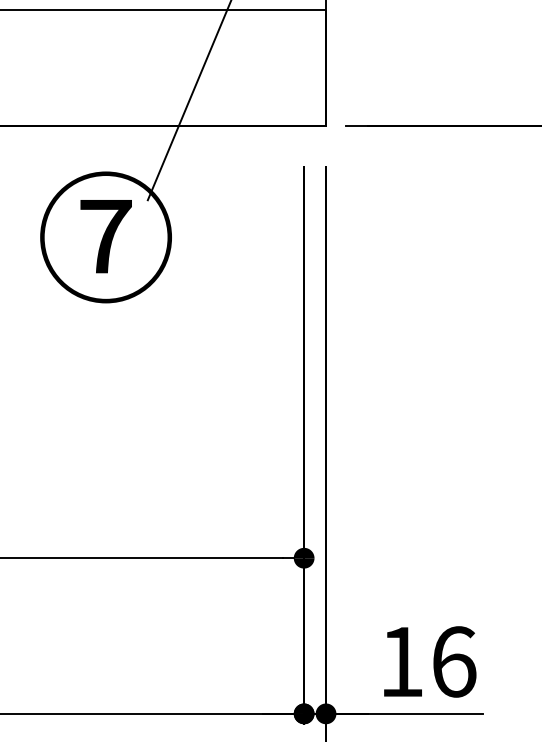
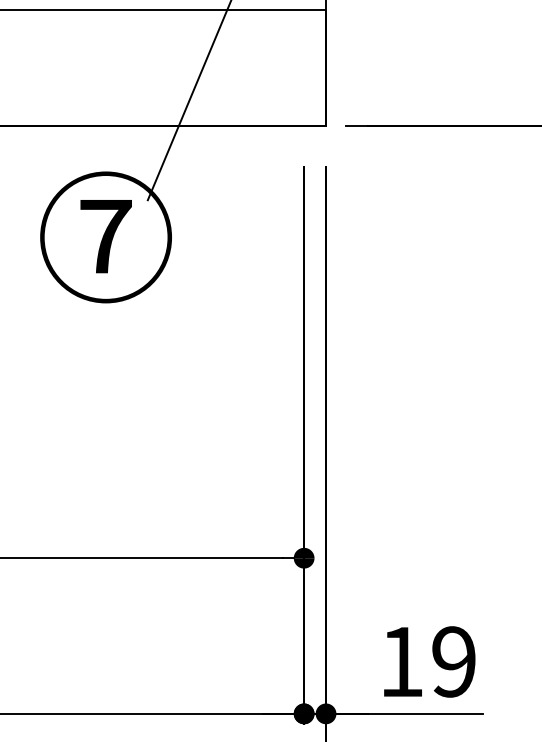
text: 16 -> 19 (454, 661)
